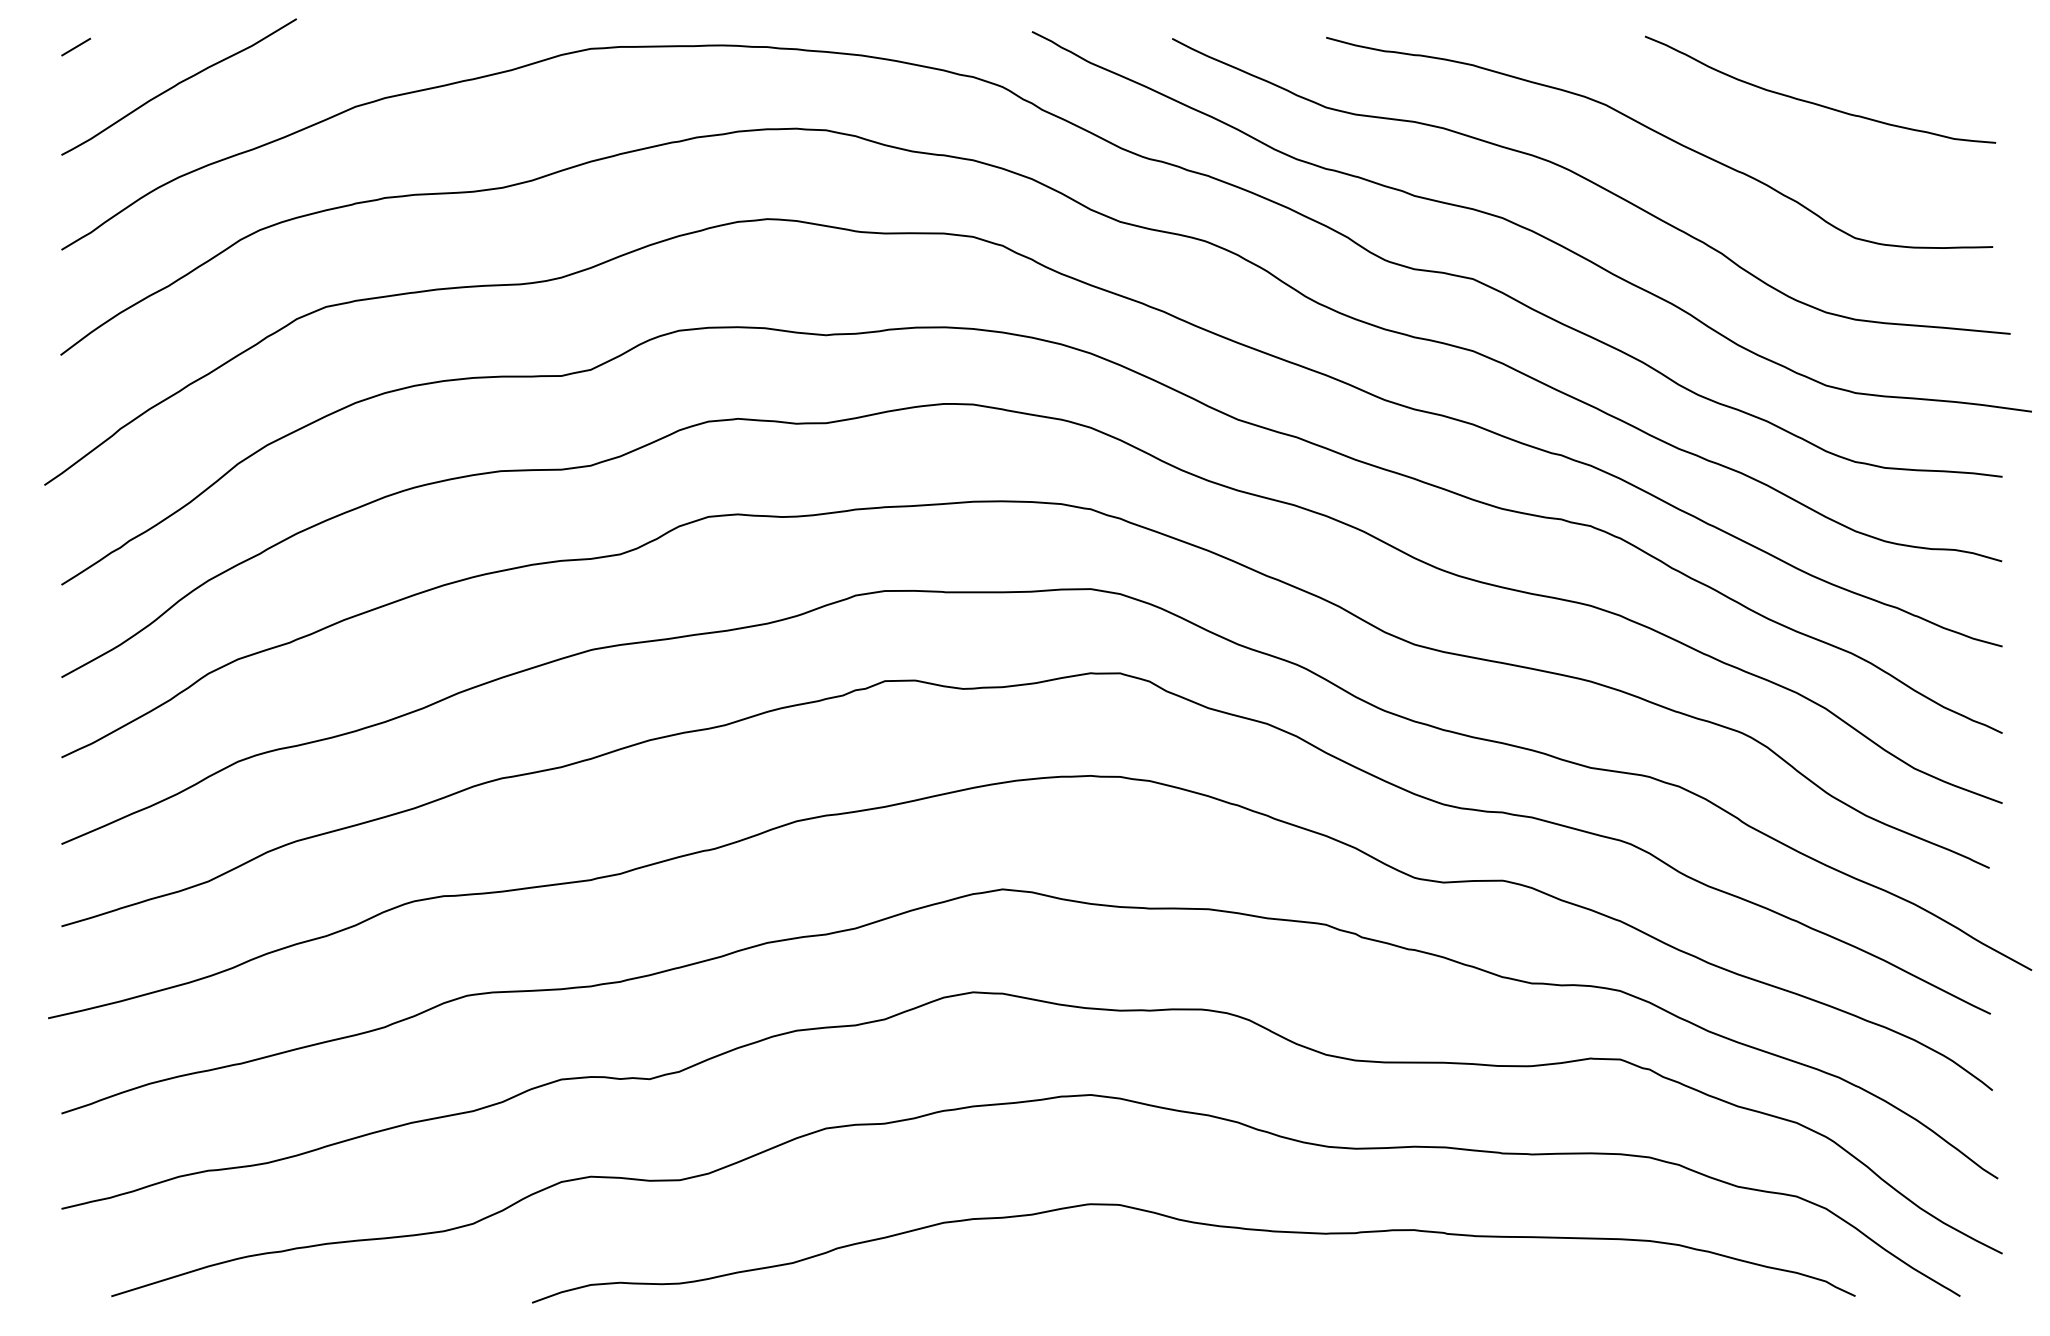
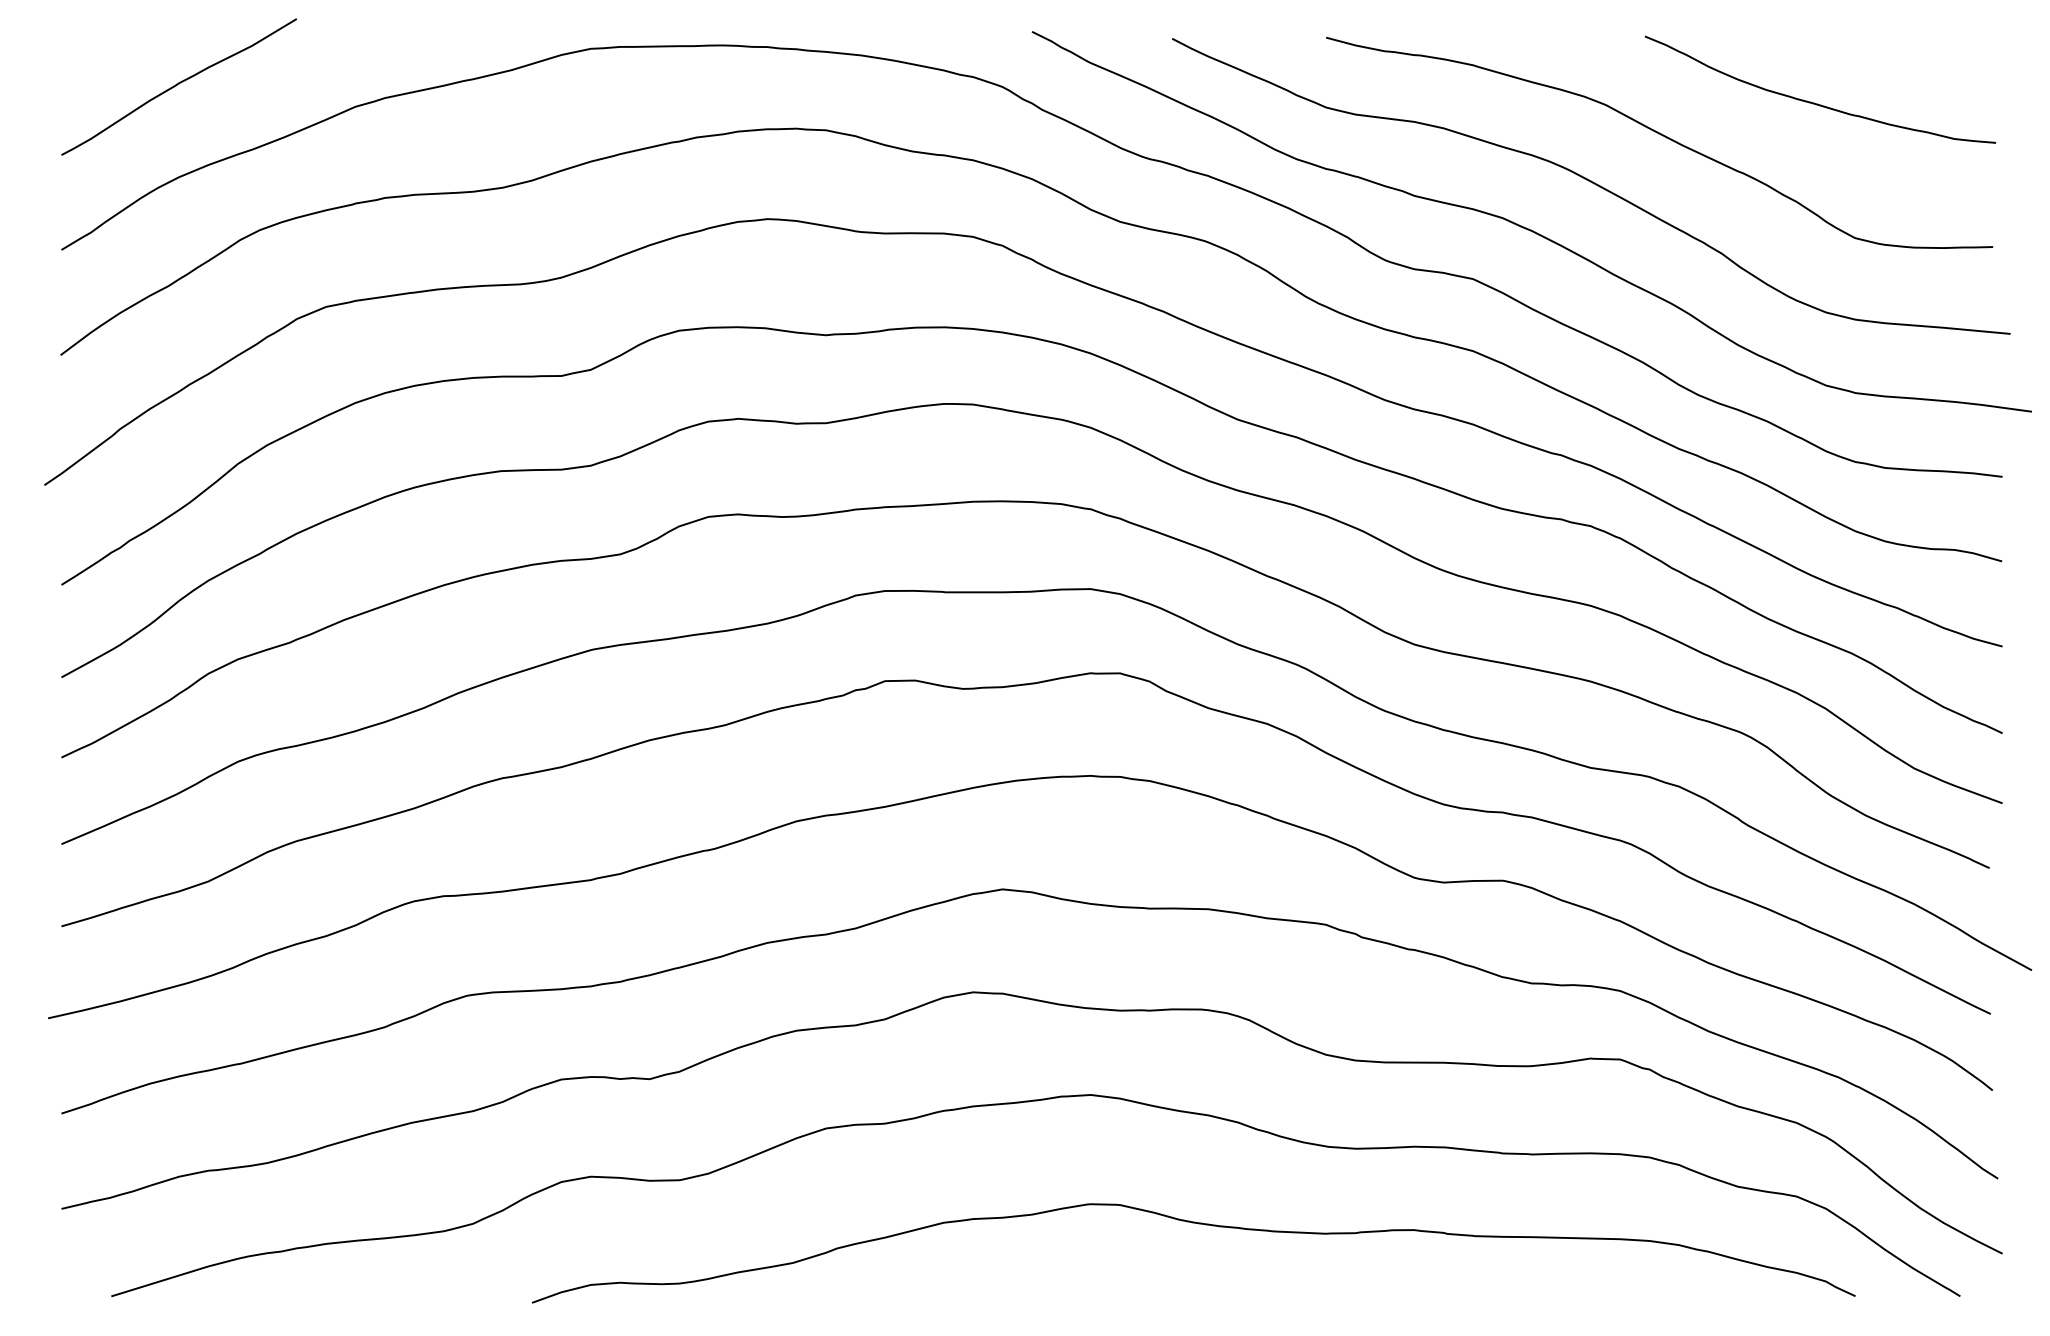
line: present -> none (75, 46)
